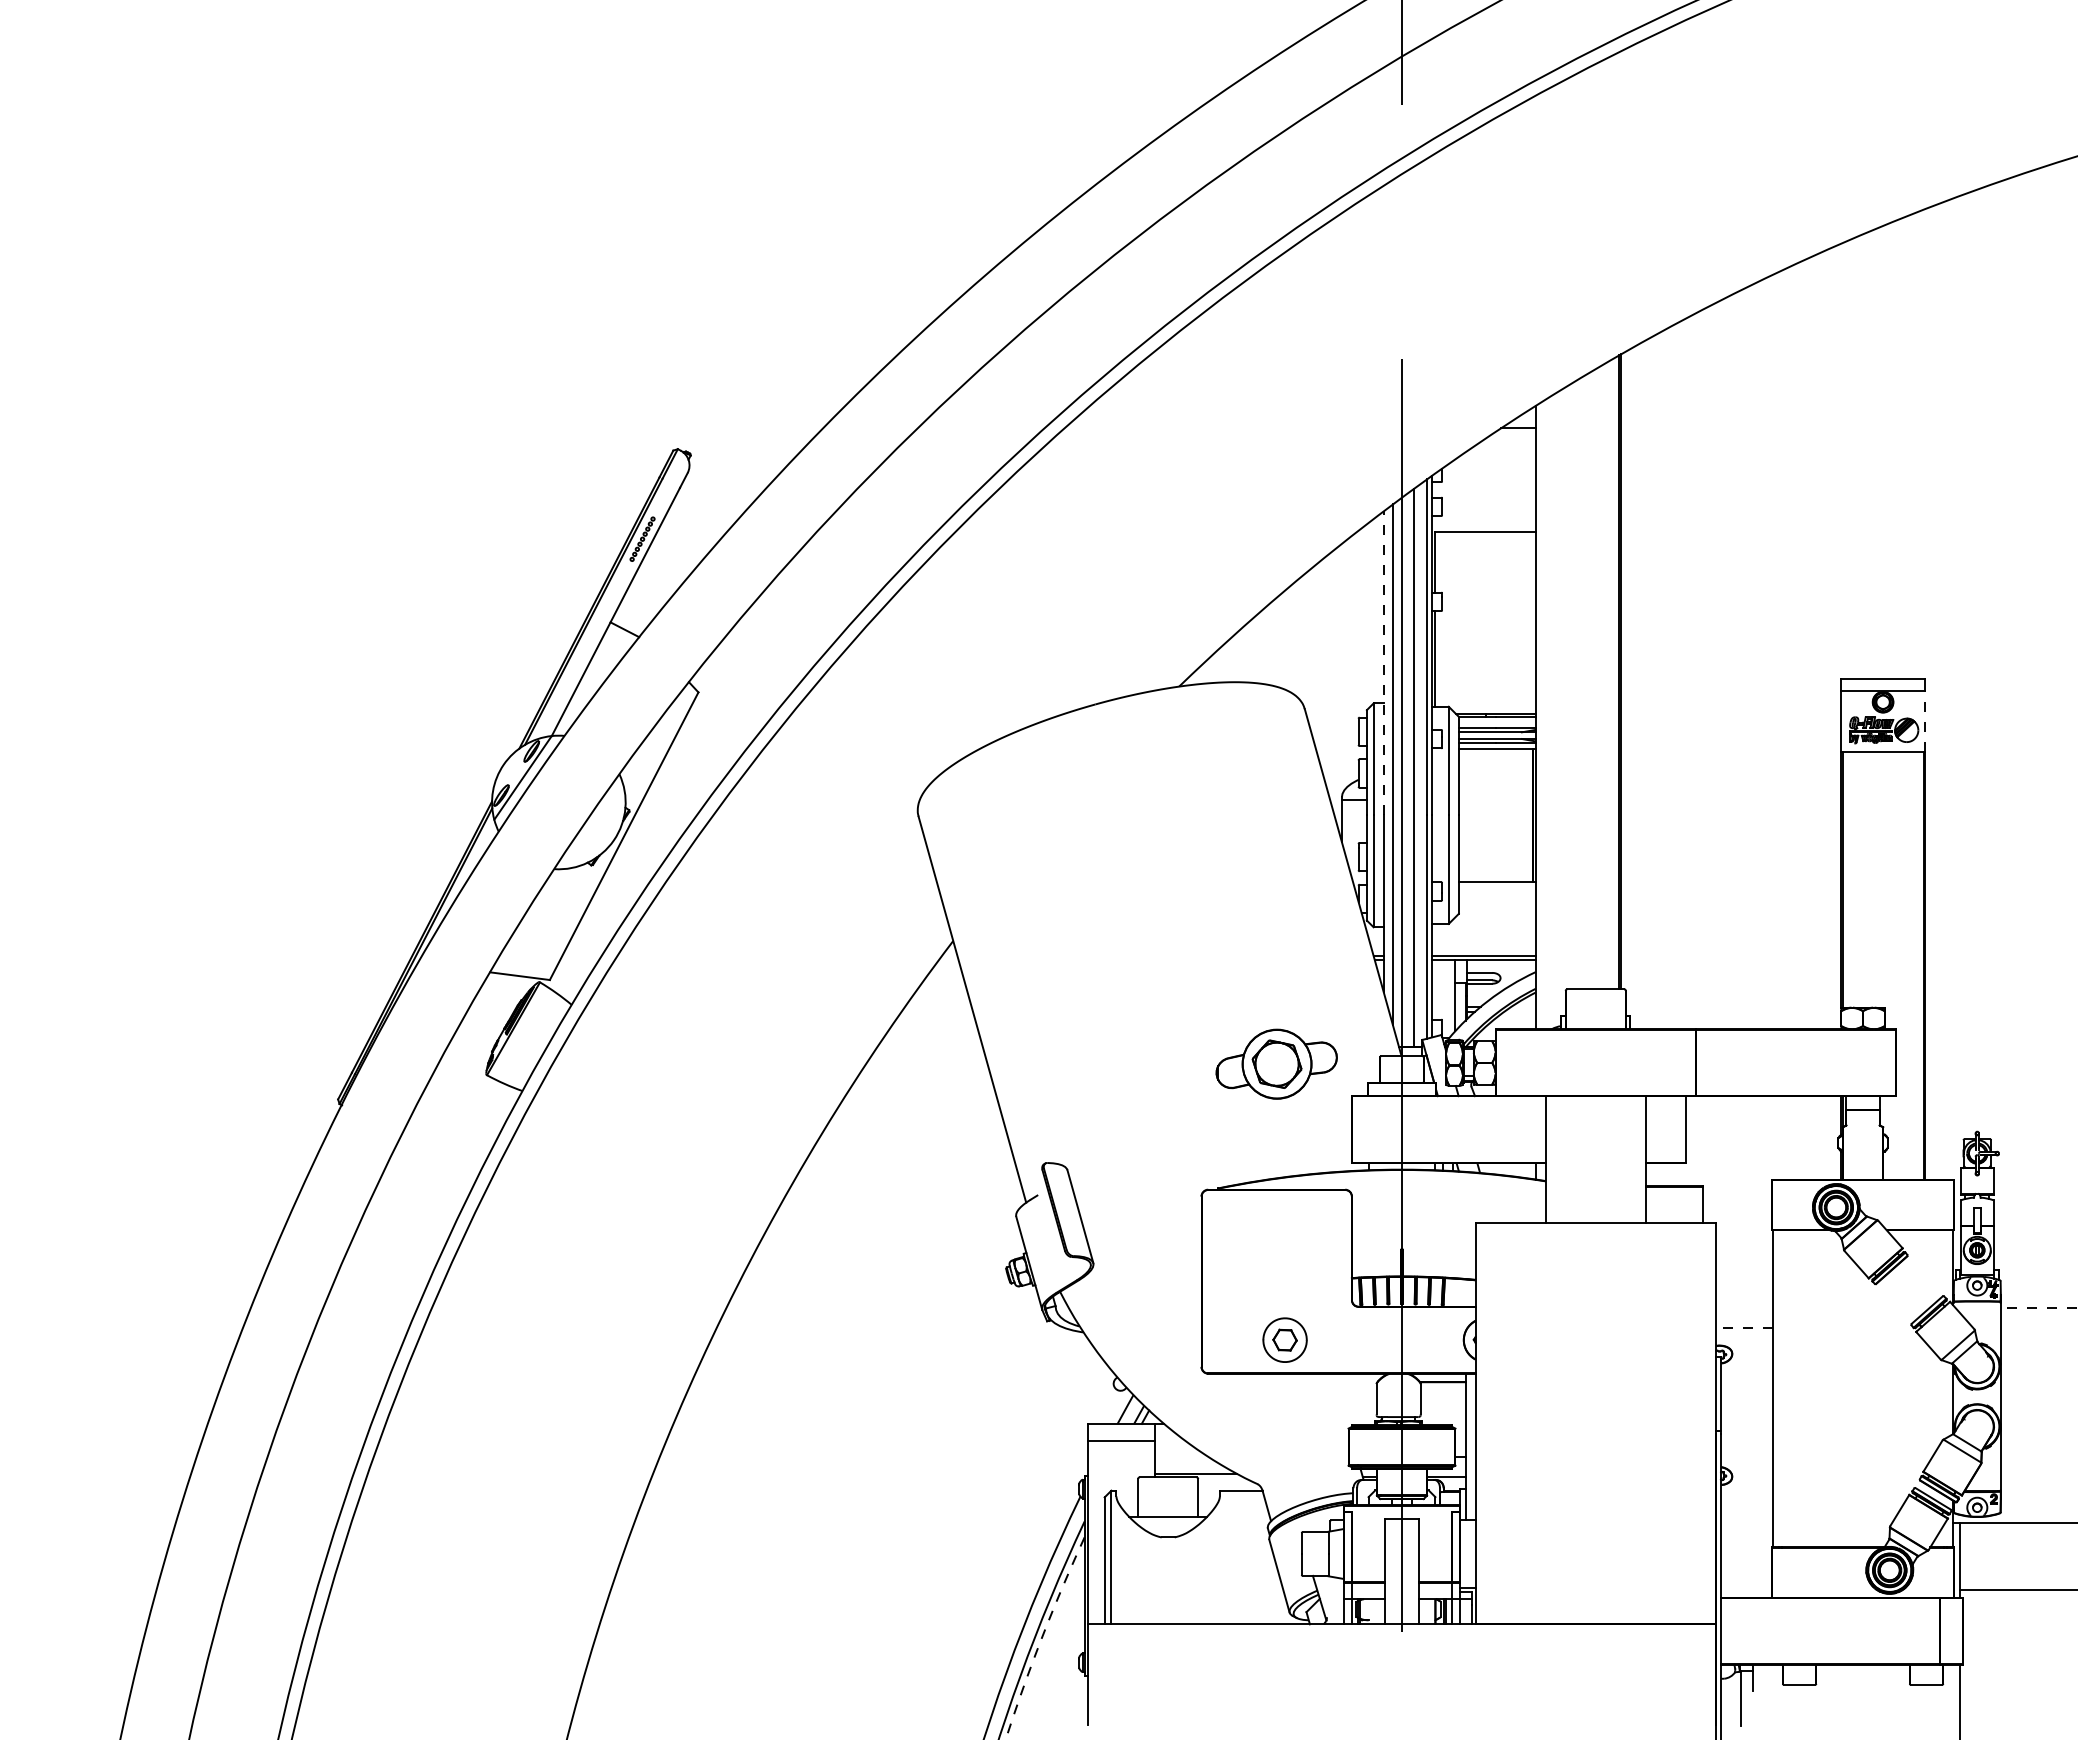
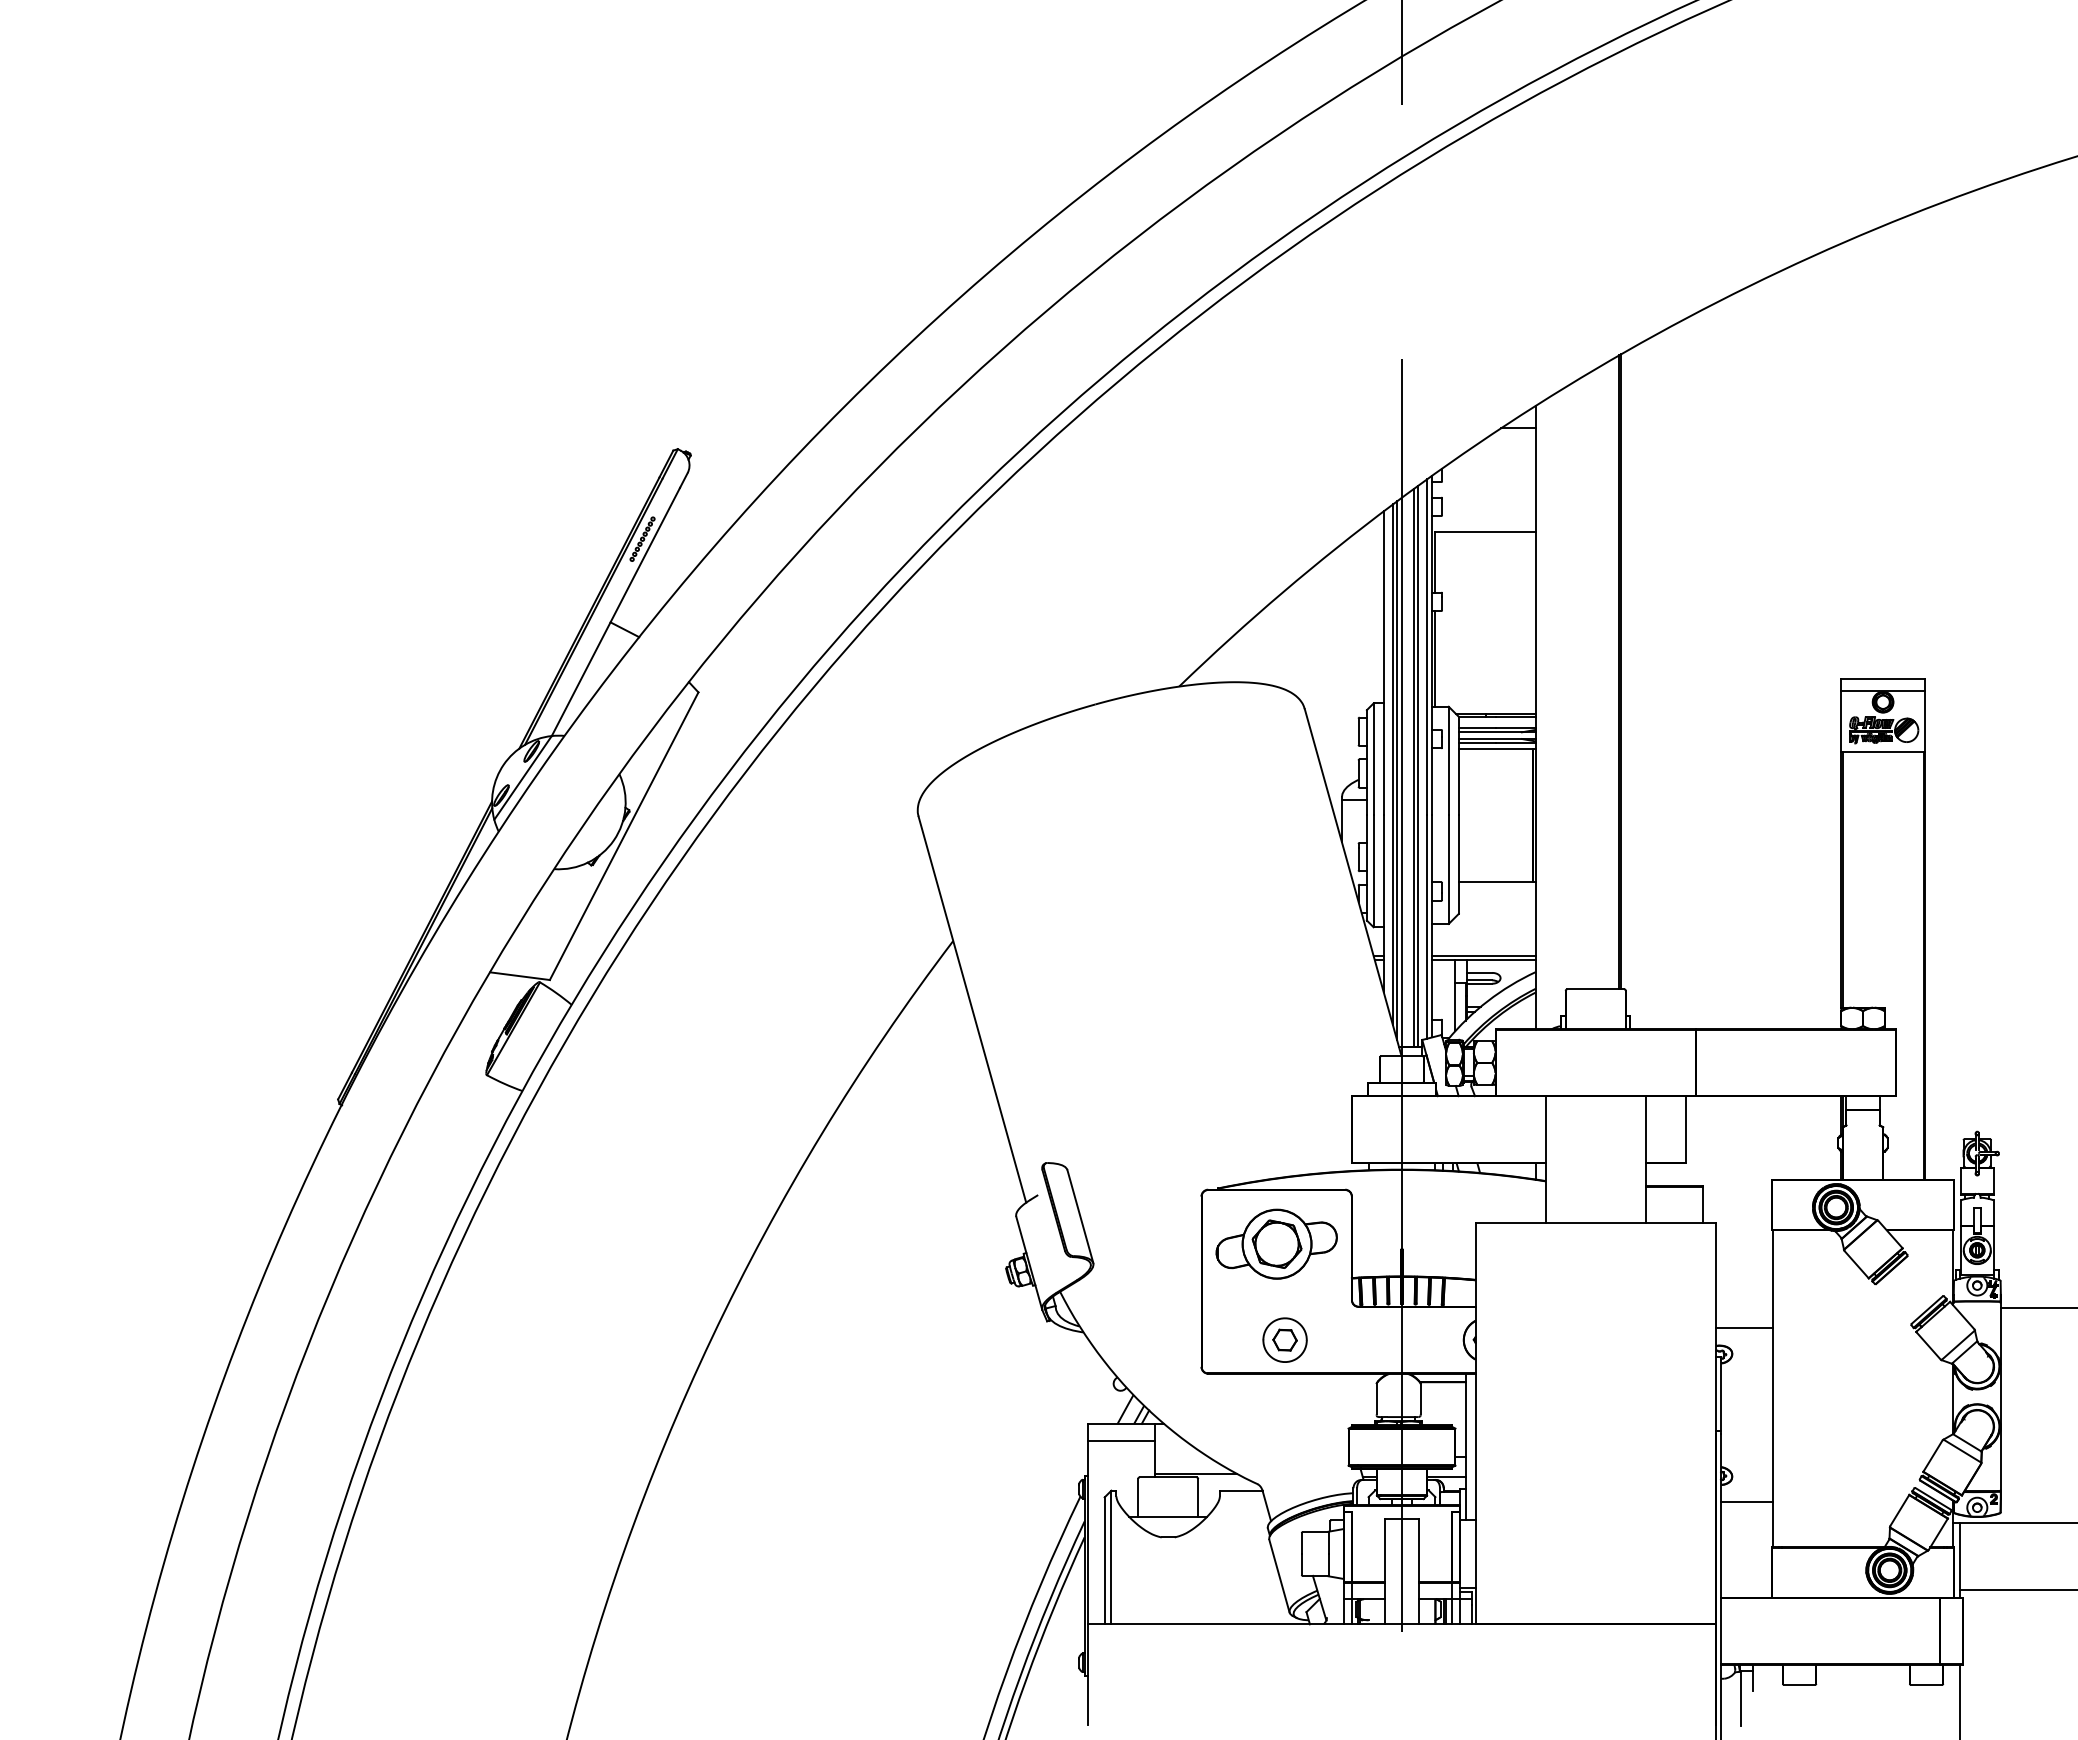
line: dashed -> solid (1383, 663)
line: dashed -> solid (1924, 721)
line: none -> present (1417, 766)
line: none -> present (1397, 770)
part position: (1276, 1063) -> (1276, 1243) (1276, 1243)
line: dashed -> solid (2039, 1308)
line: dashed -> solid (1743, 1328)
line: none -> present (1746, 1502)
arc: dashed -> solid (1042, 1637)
